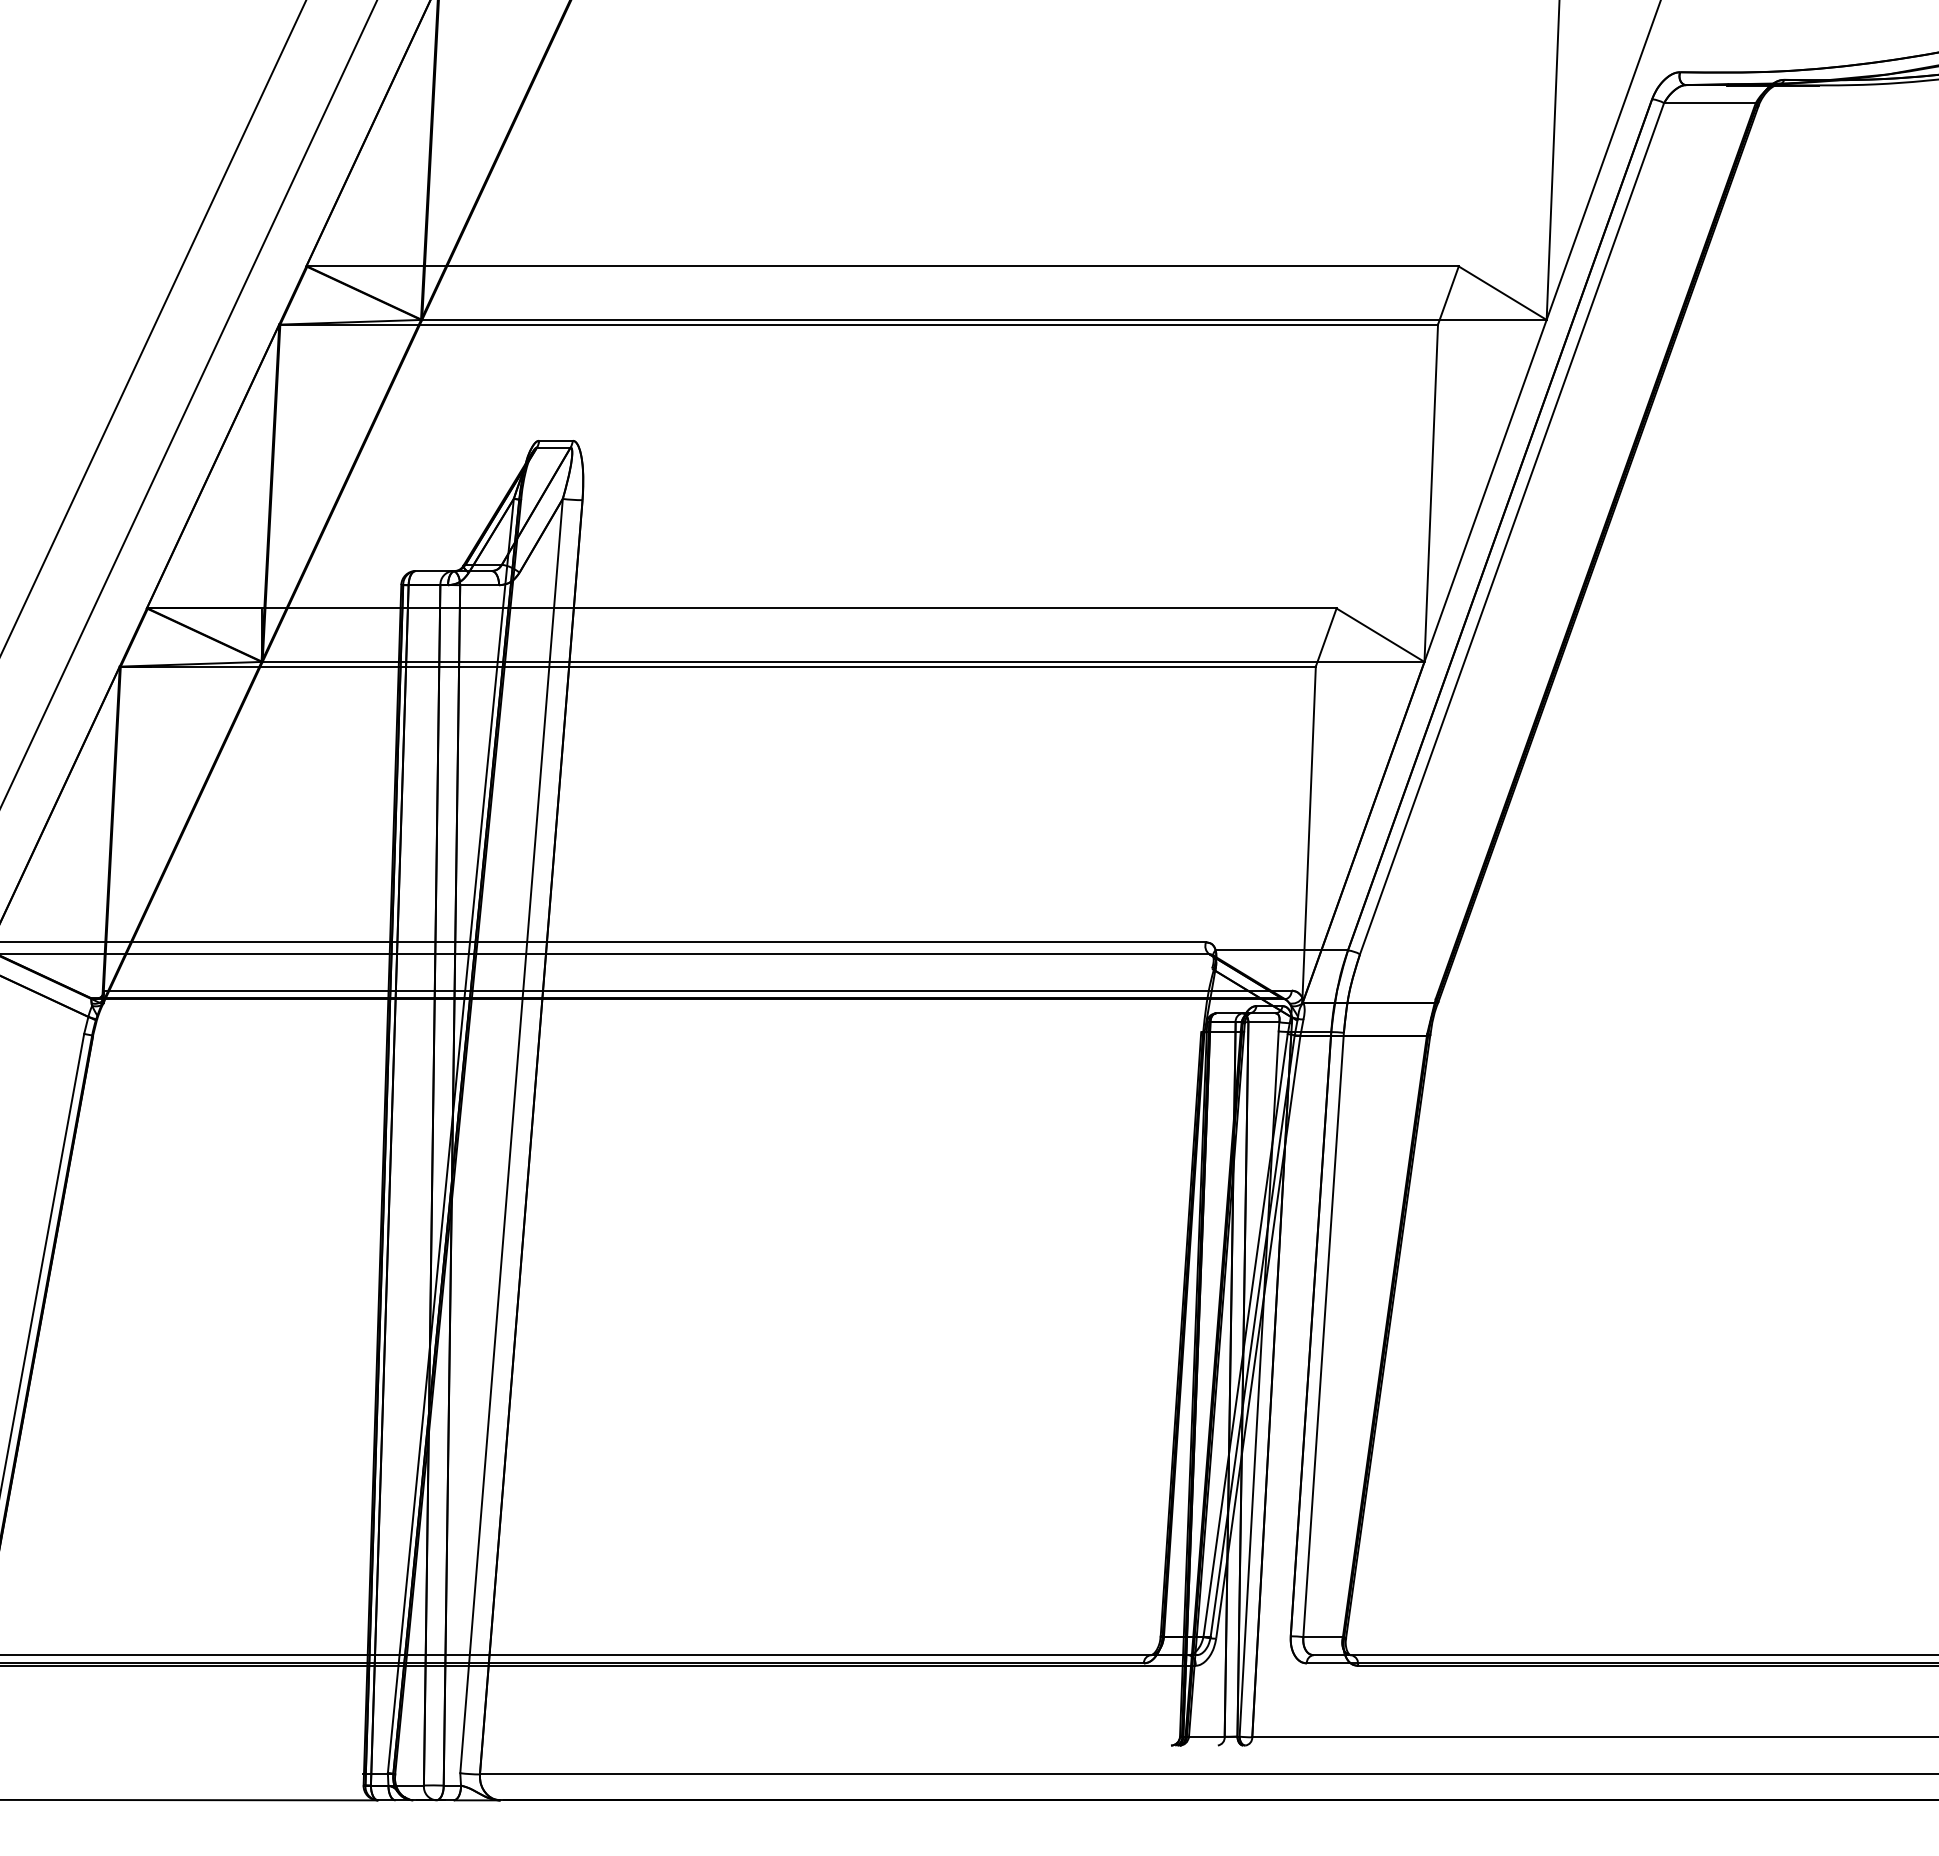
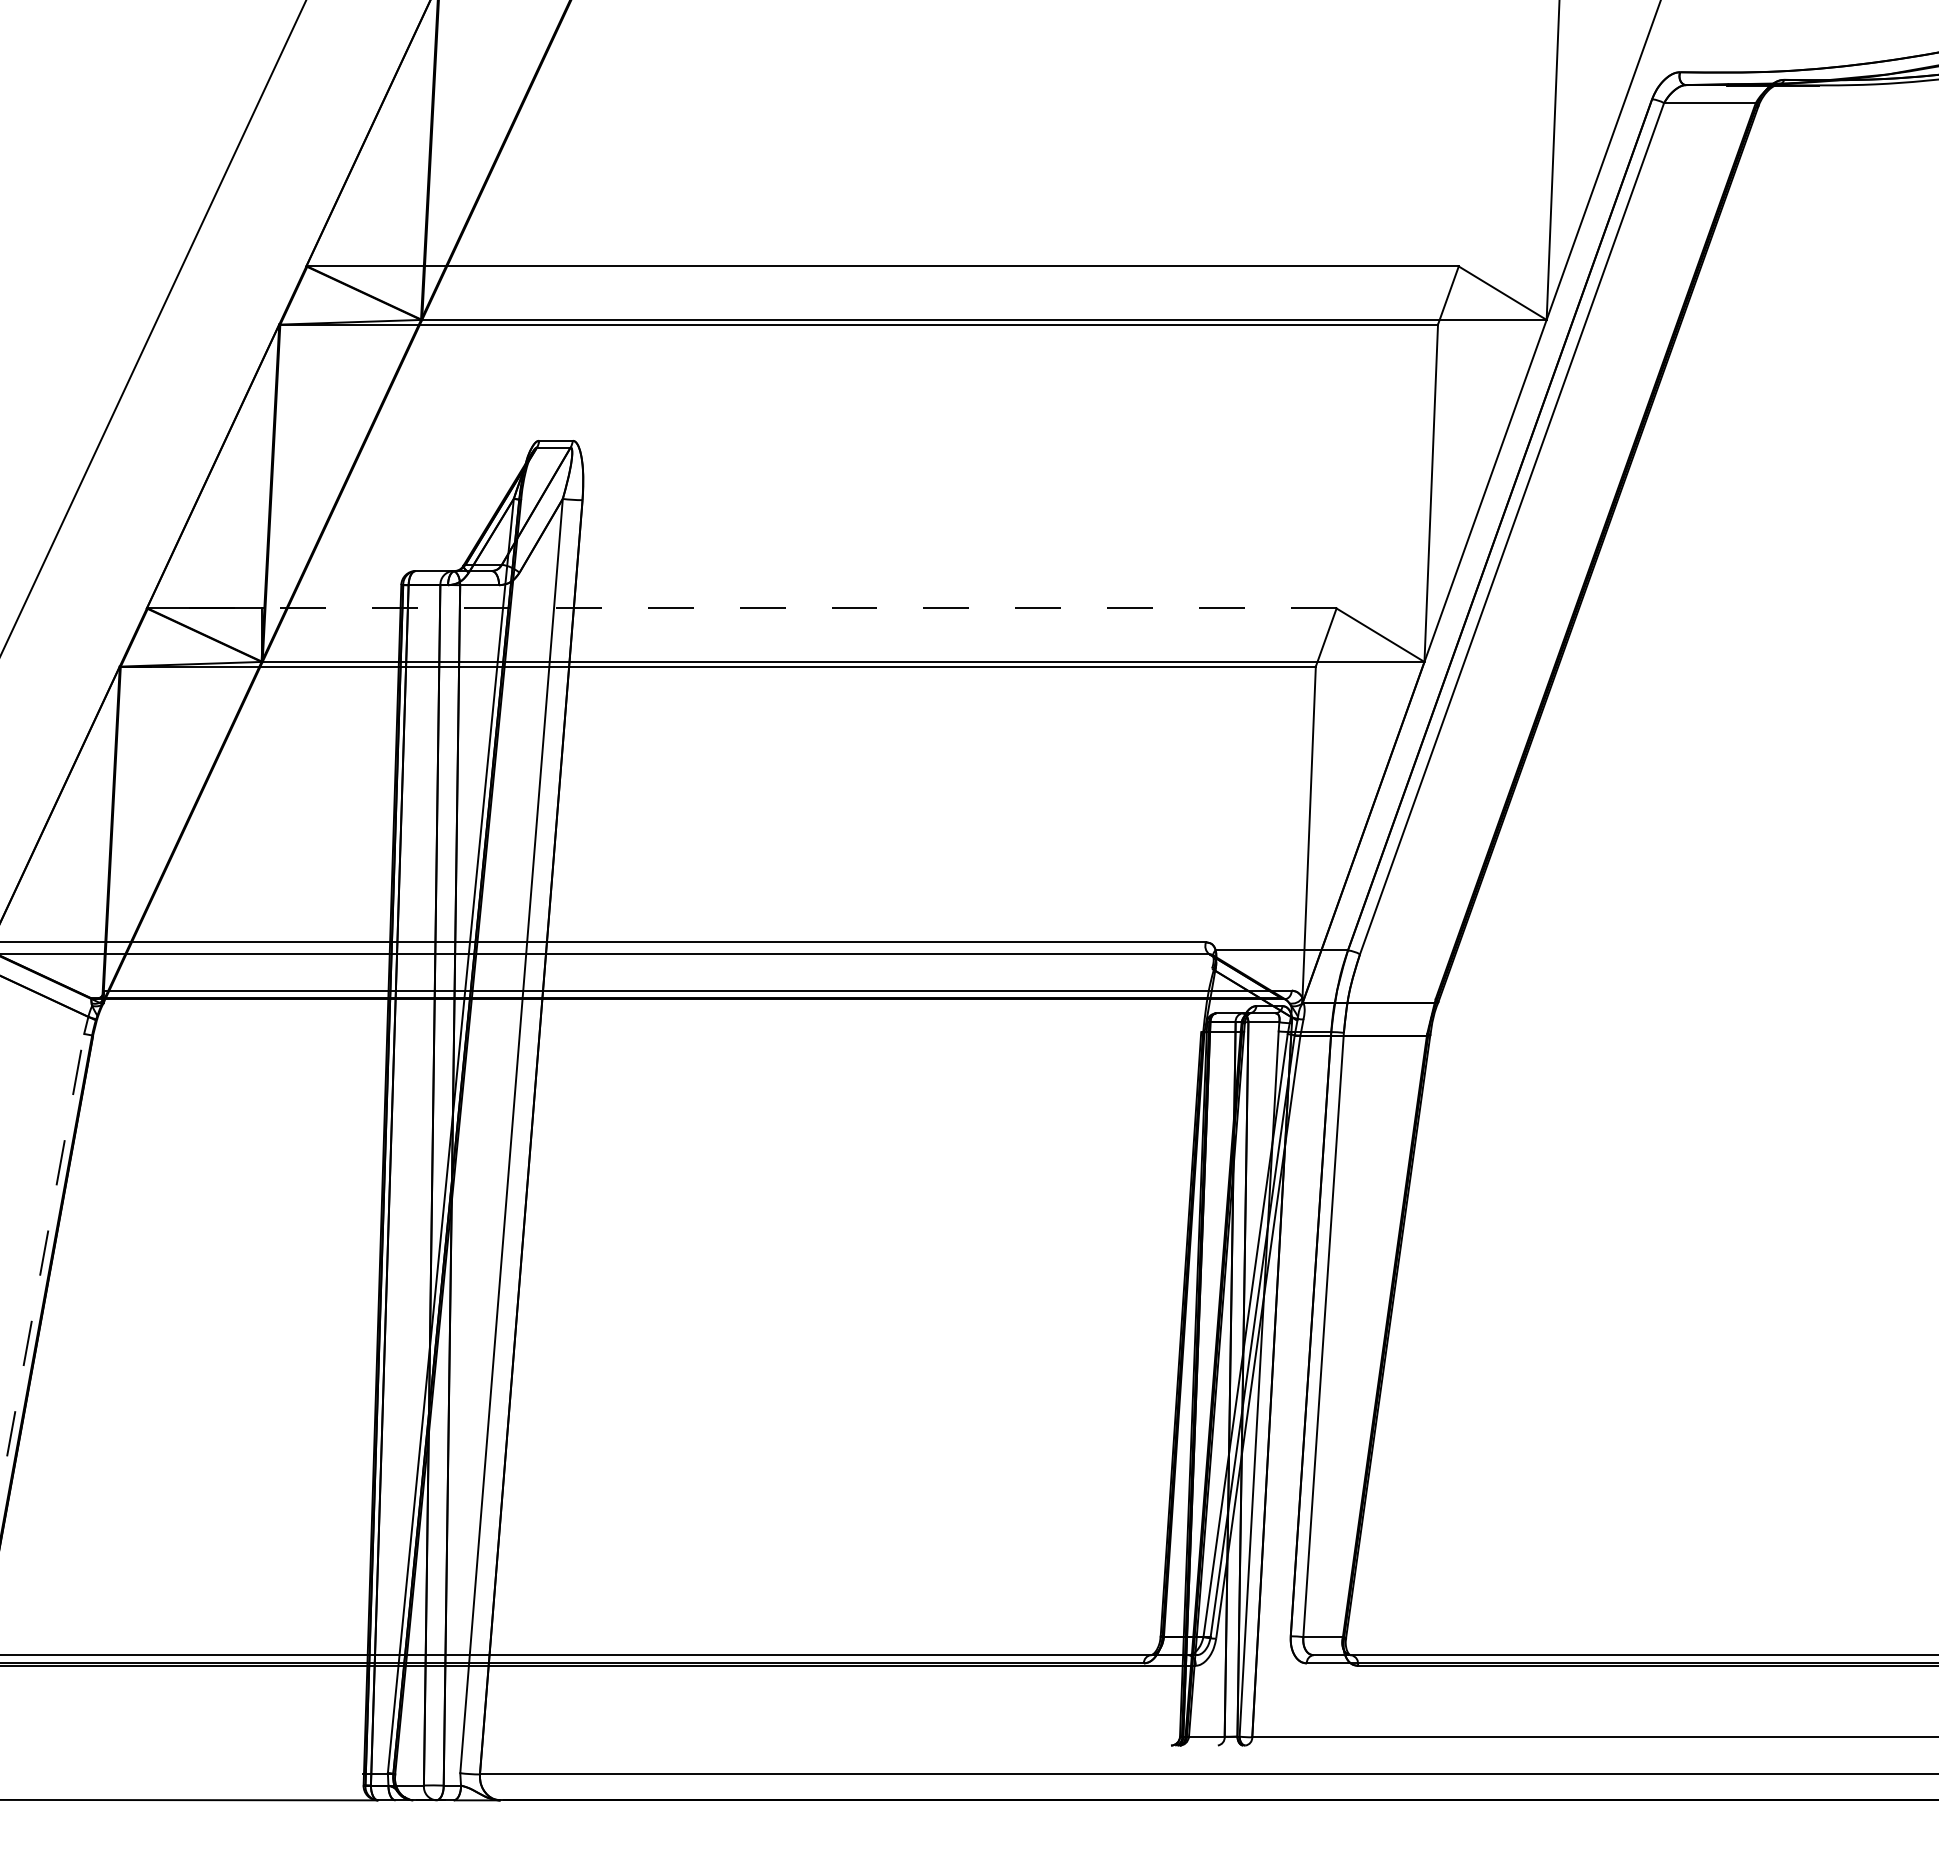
line: present -> none (189, 403)
line: solid -> dashed (741, 608)
line: solid -> dashed (42, 1263)
